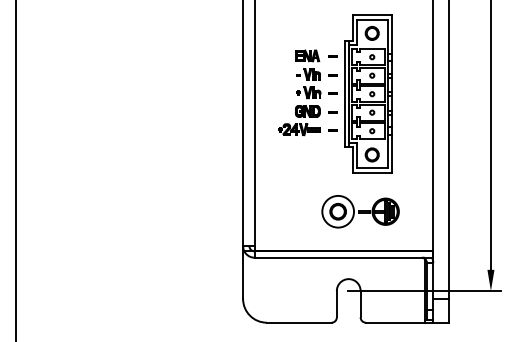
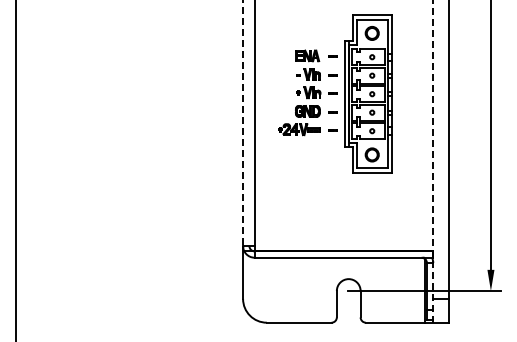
line: solid -> dashed (243, 123)
line: solid -> dashed (433, 160)
part: present -> none (360, 211)
